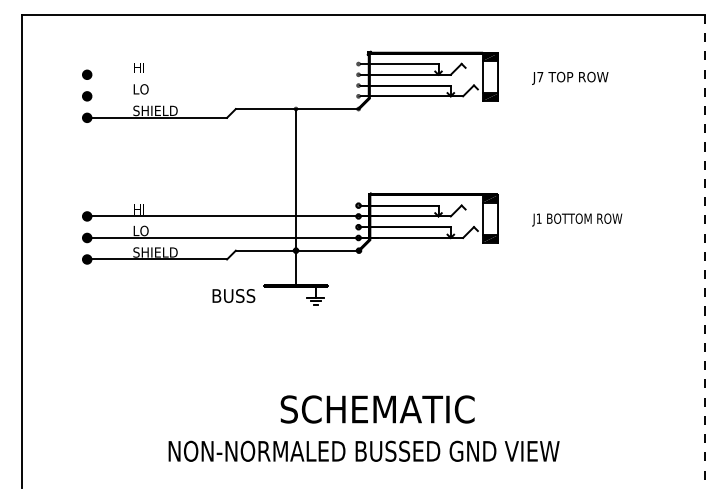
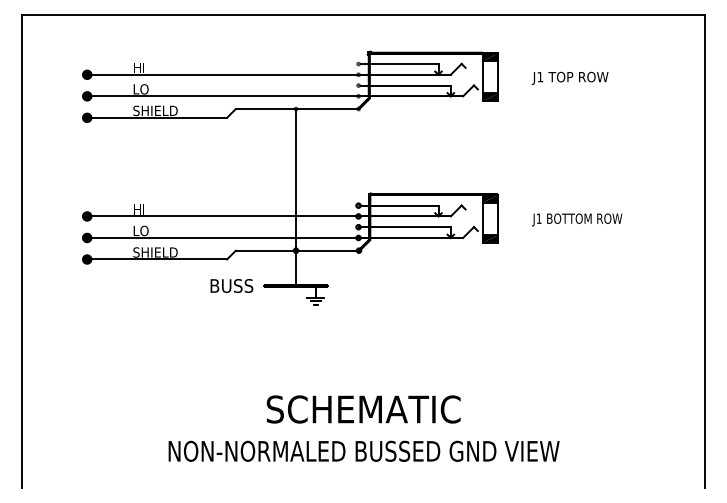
line: none -> present (224, 74)
text: J7 -> J1 (540, 77)
line: none -> present (224, 96)
line: dashed -> solid (705, 251)
text position: (233, 295) -> (231, 285) (231, 285)
text position: (377, 409) -> (363, 409) (363, 409)
